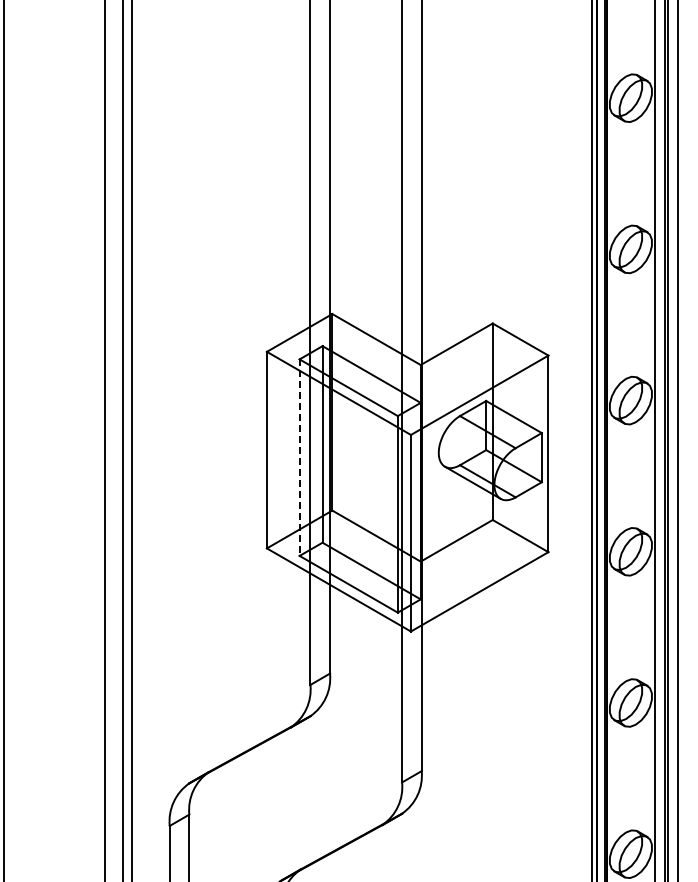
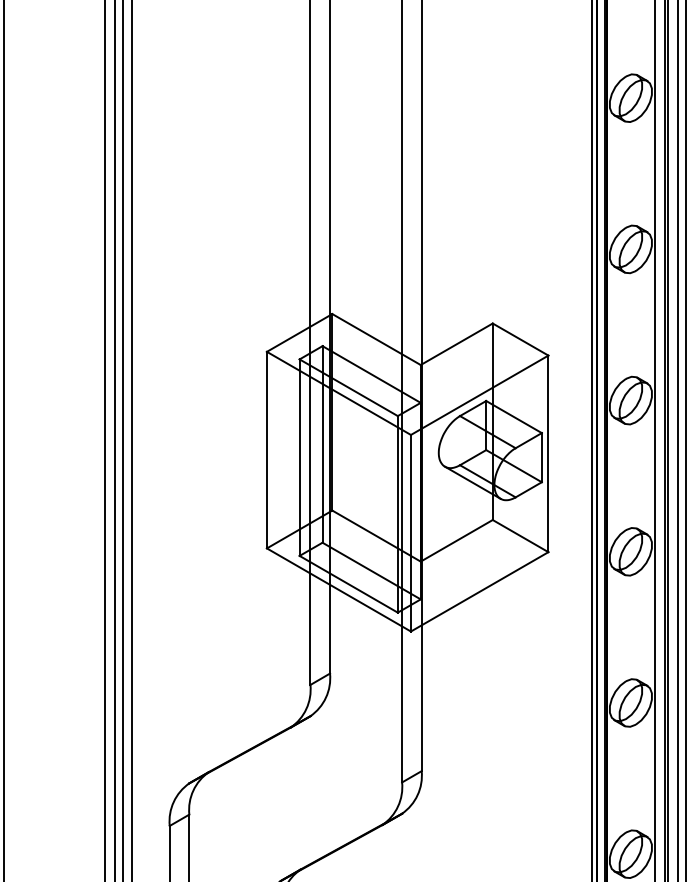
line: none -> present (114, 440)
line: none -> present (685, 440)
line: dashed -> solid (299, 458)
